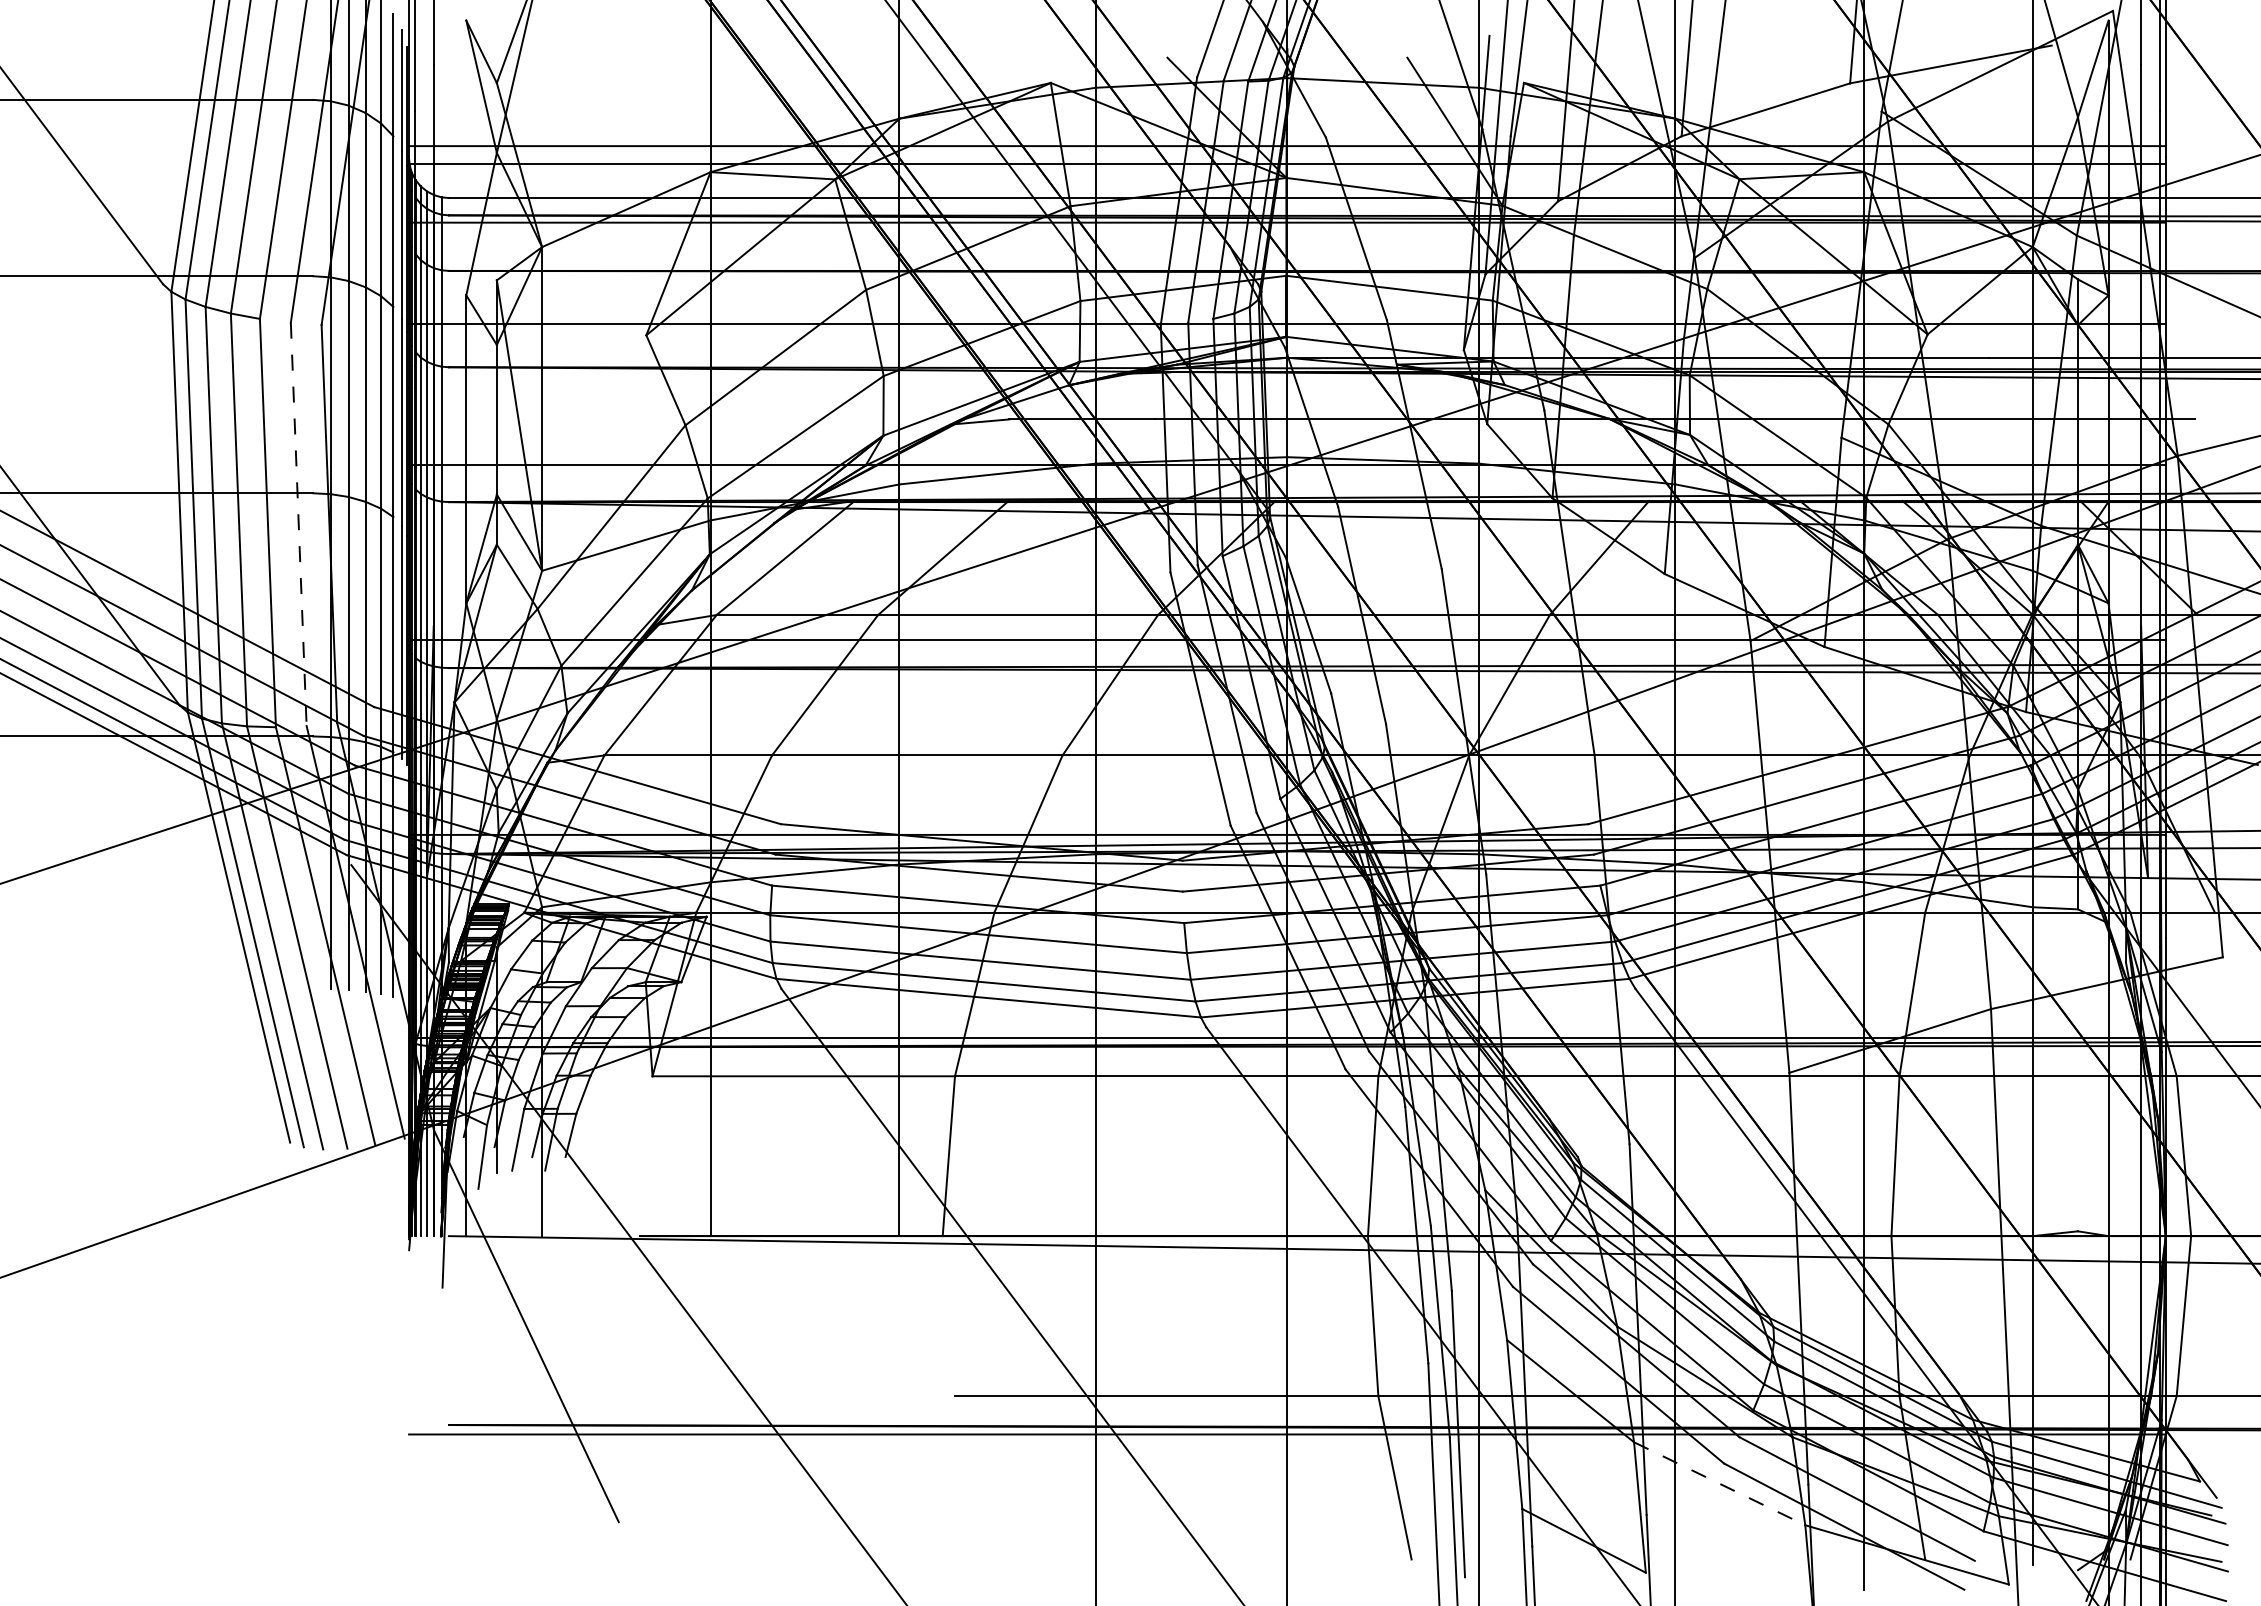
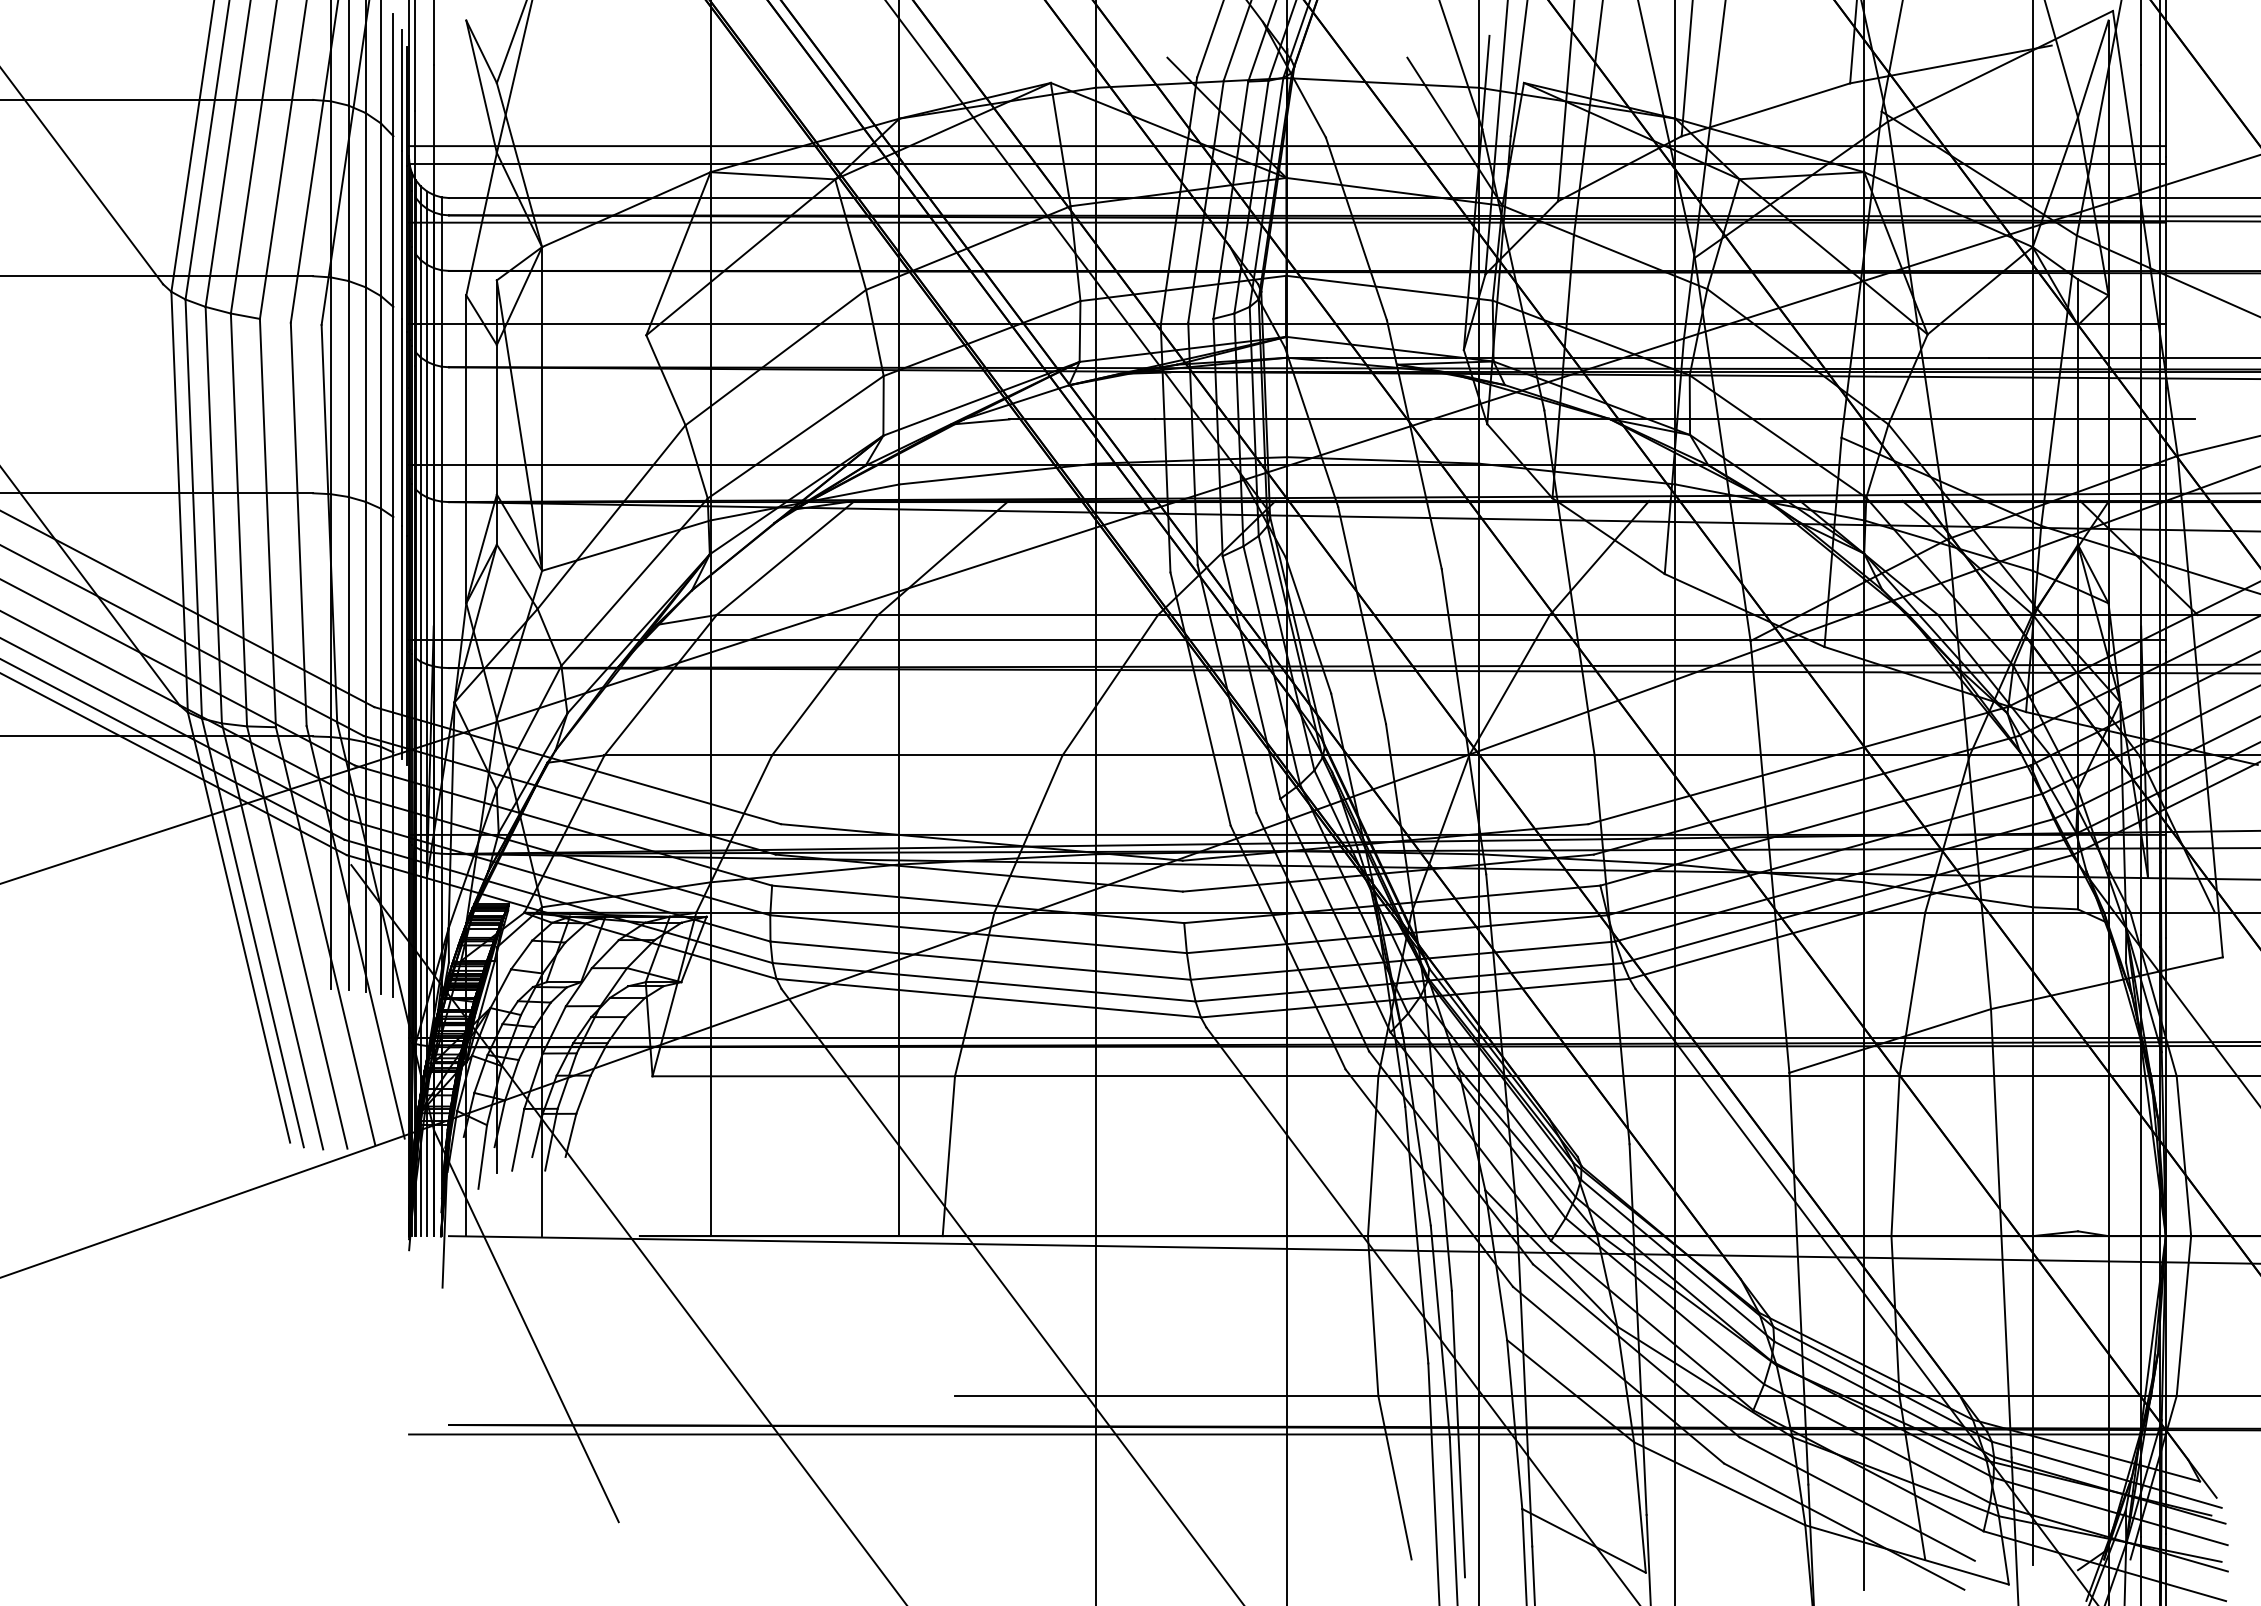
line: dashed -> solid (298, 524)
line: dashed -> solid (1720, 1483)
